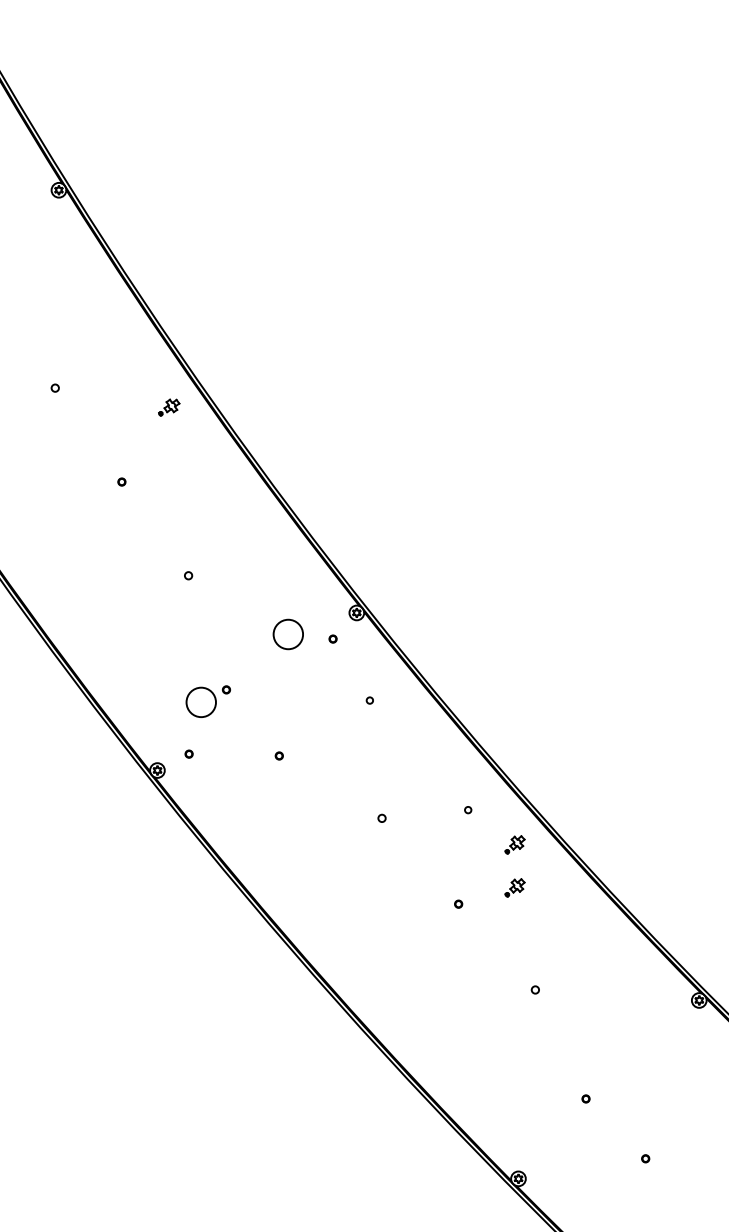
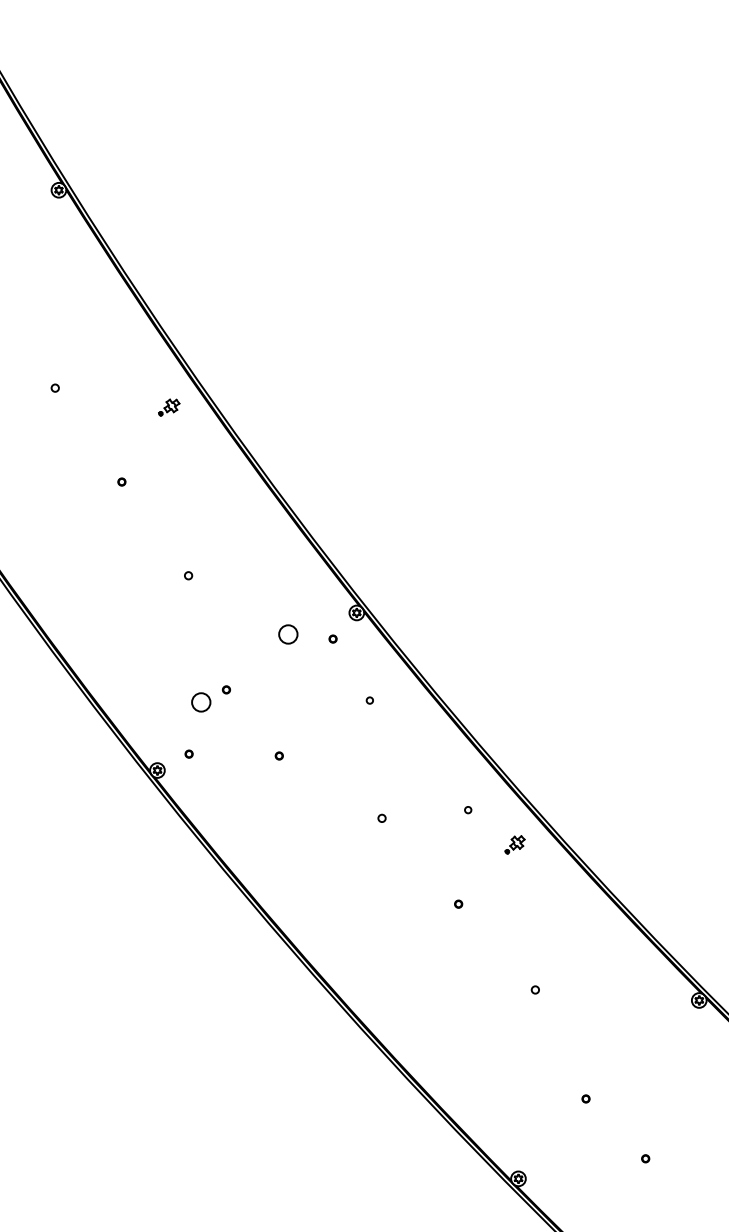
circle diameter: 29 px -> 18 px (288, 634)
circle diameter: 29 px -> 18 px (201, 702)
part: present -> none (514, 887)
